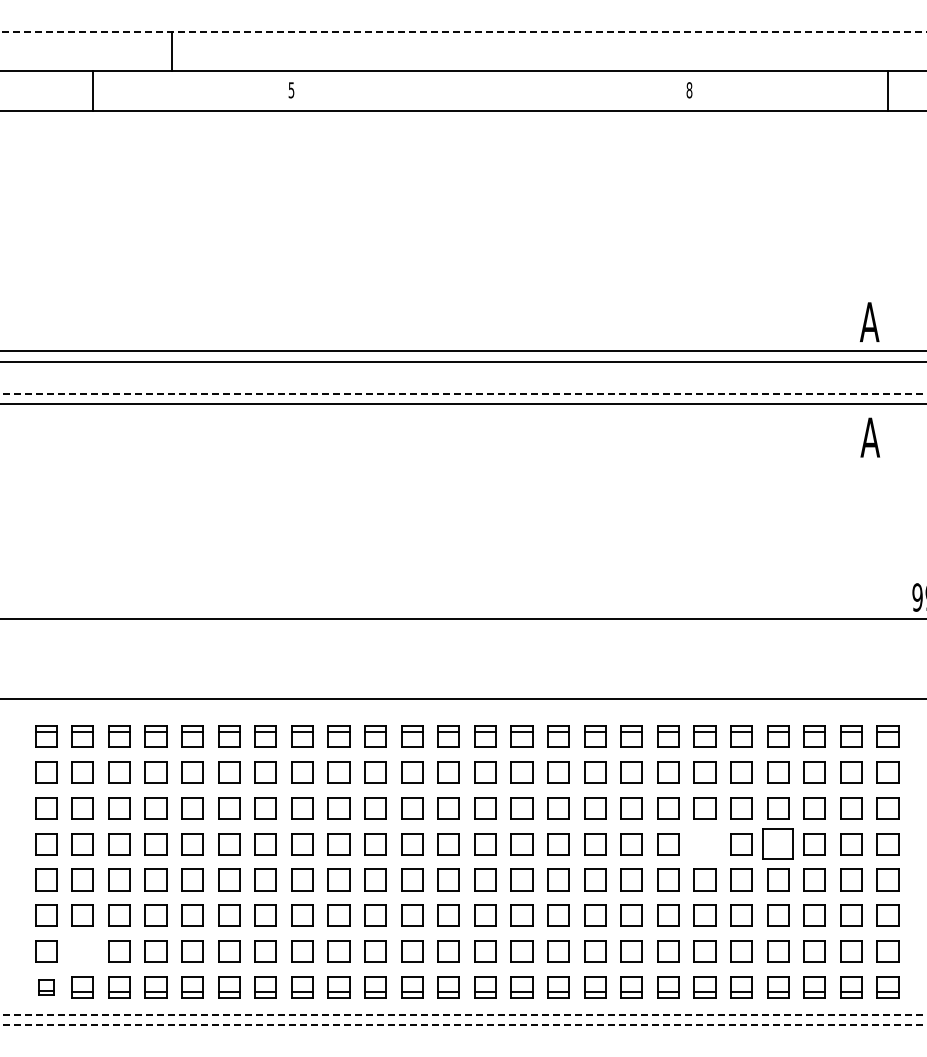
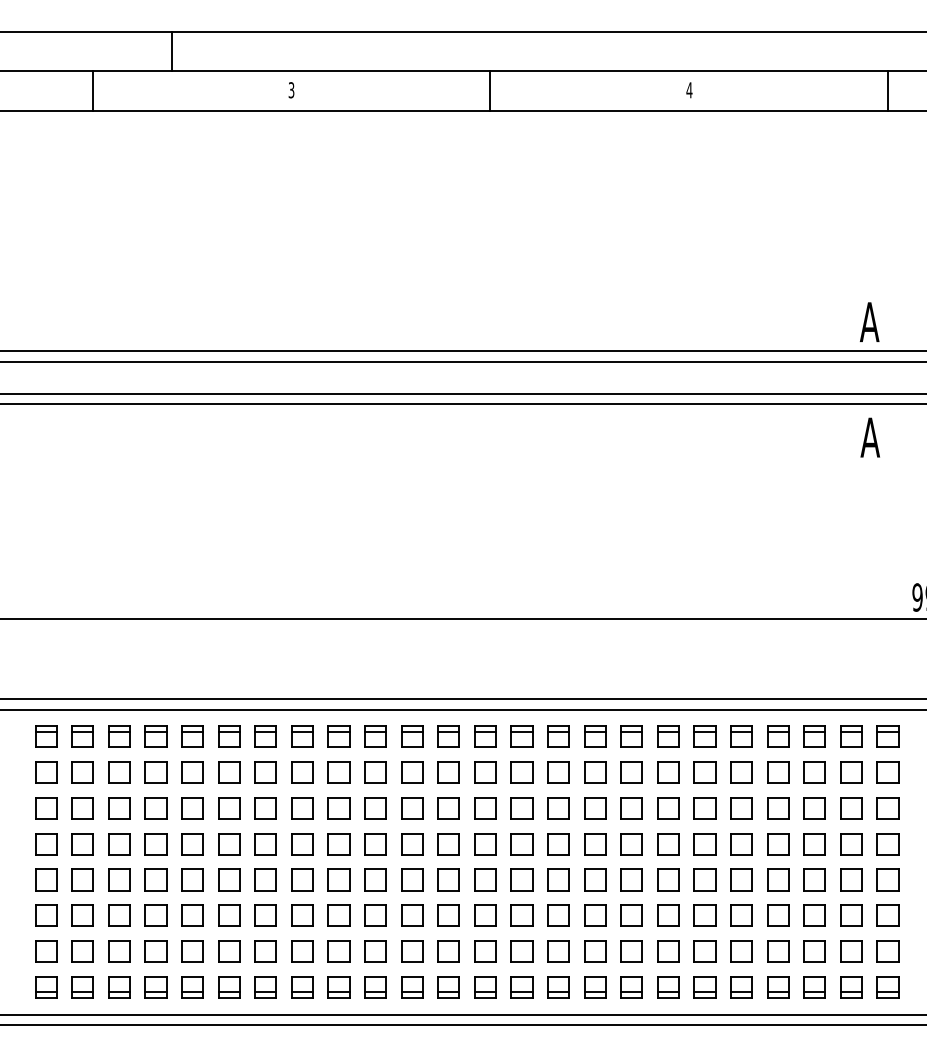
line: dashed -> solid (463, 31)
text: 5 -> 3 (291, 89)
text: 8 -> 4 (689, 90)
line: none -> present (490, 91)
line: dashed -> solid (464, 393)
line: none -> present (462, 709)
part size: 32x32 px -> 23x23 px (778, 844)
part: none -> present (704, 844)
part: none -> present (82, 951)
part size: 17x17 px -> 23x23 px (46, 987)
line: dashed -> solid (464, 1014)
line: dashed -> solid (464, 1025)
